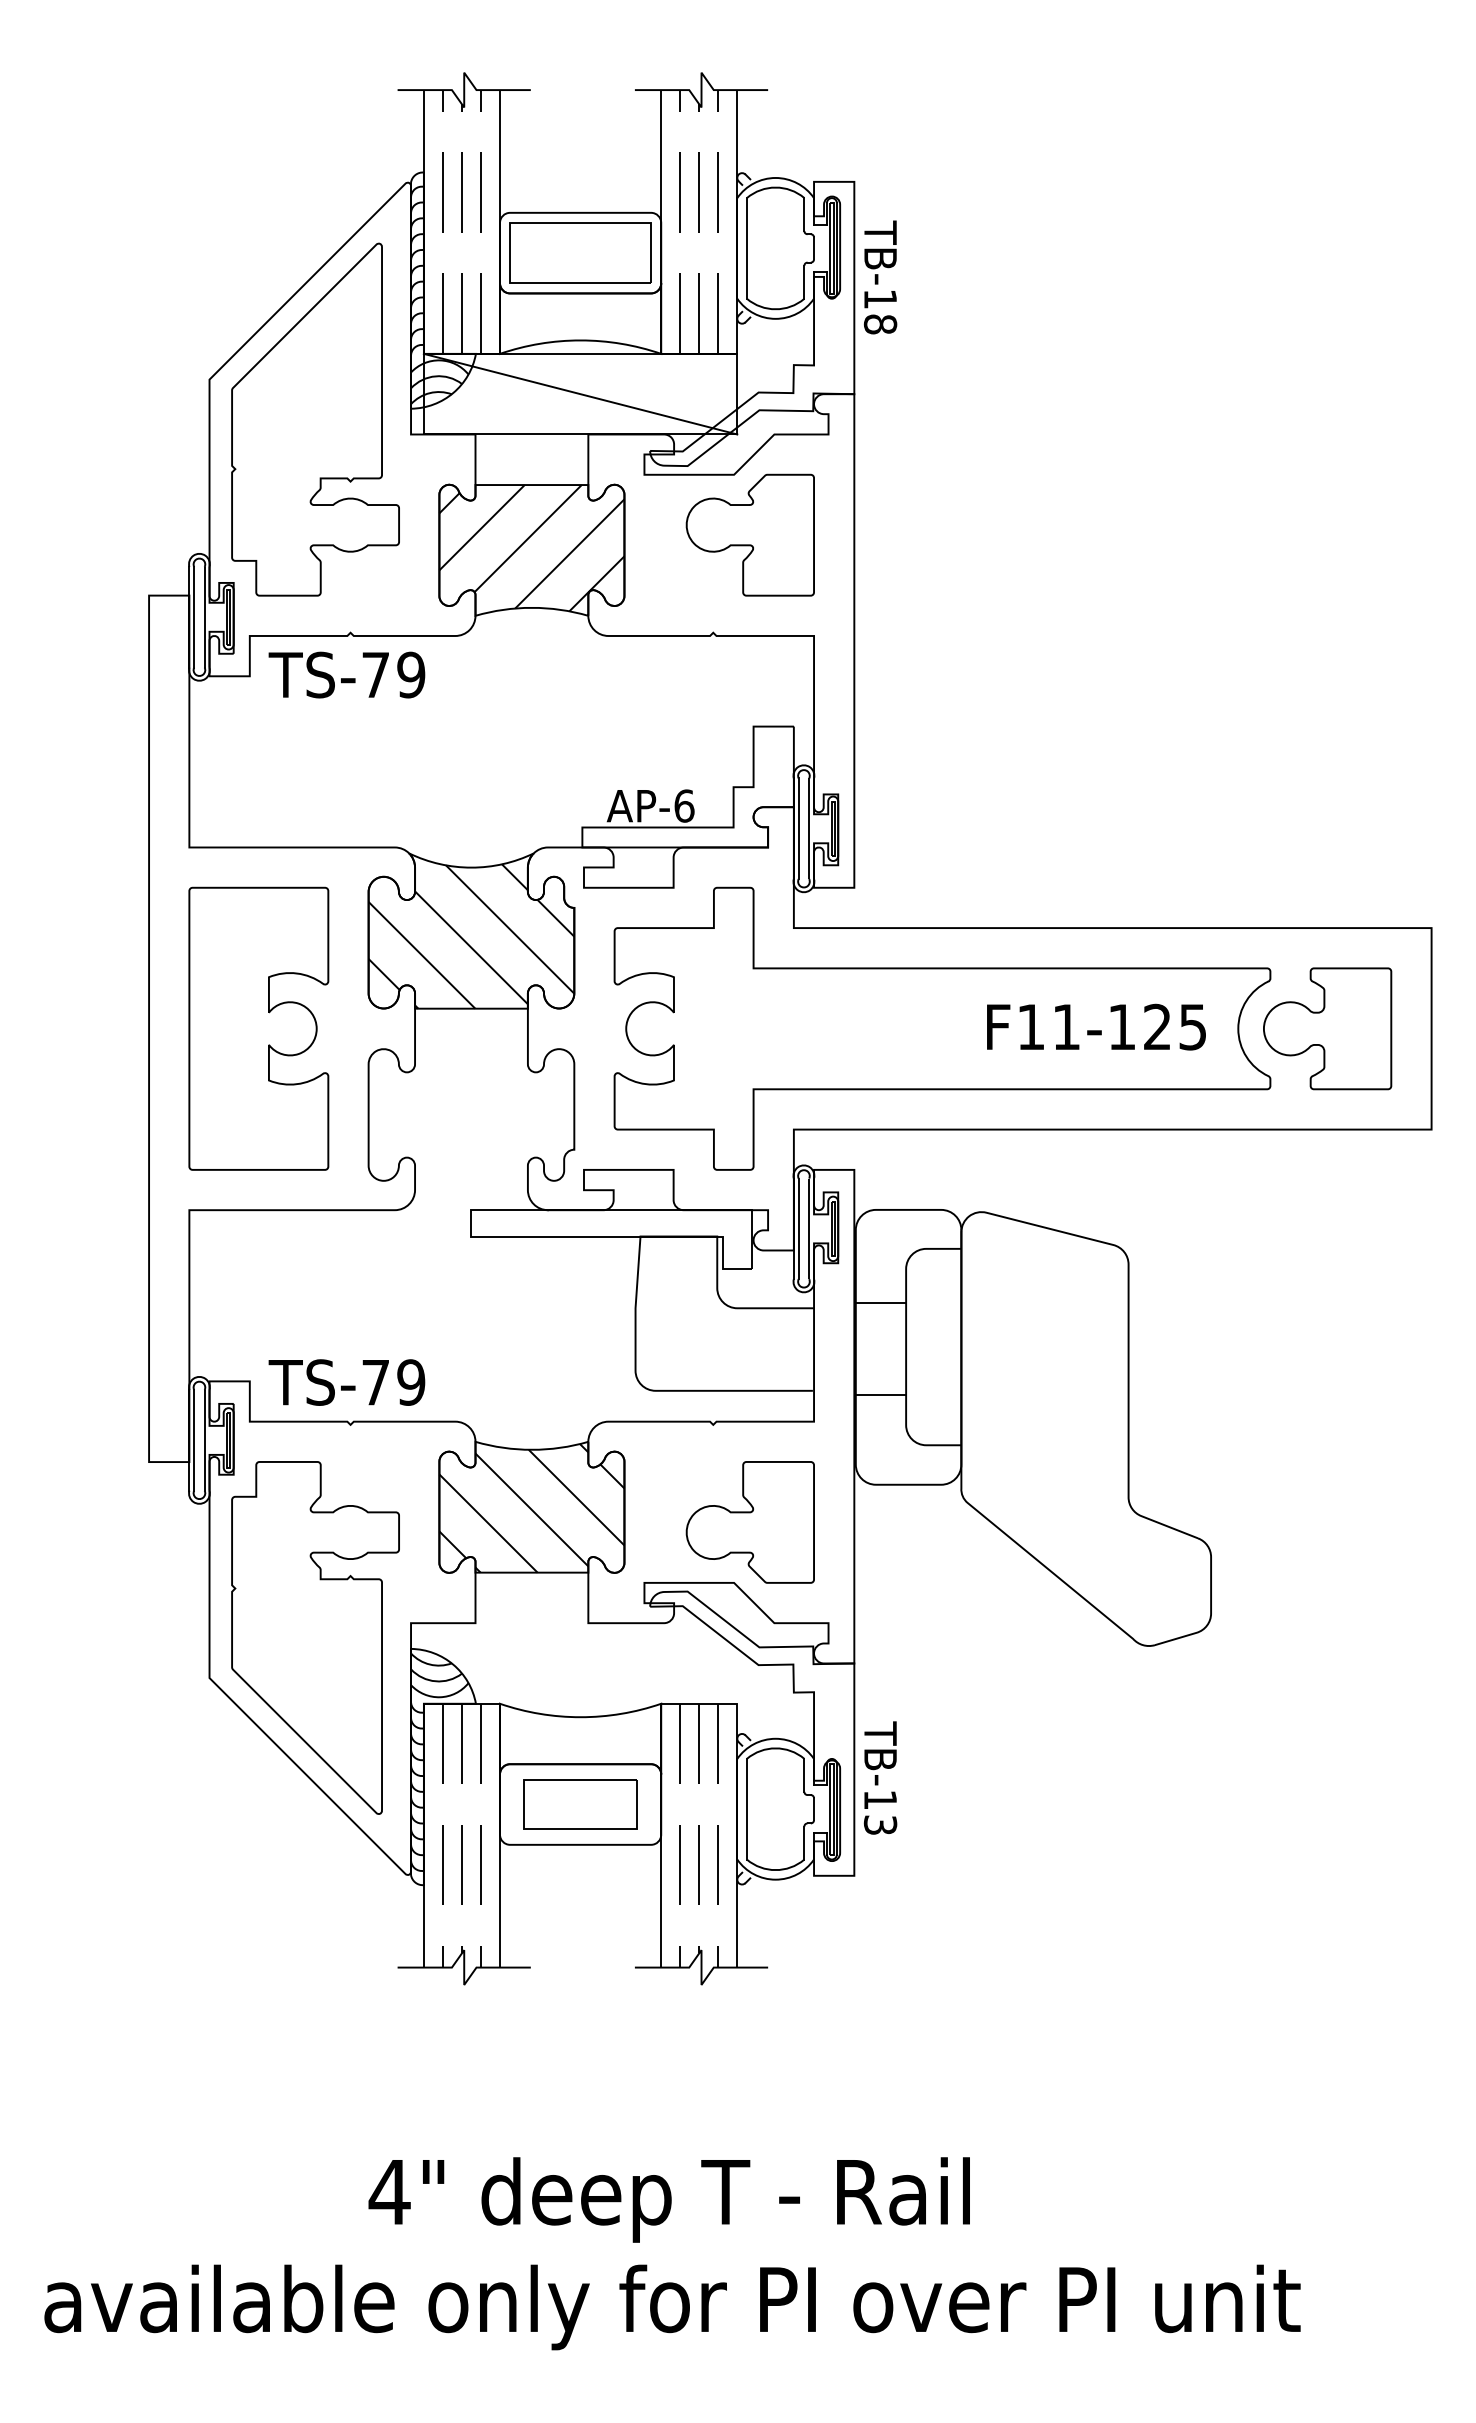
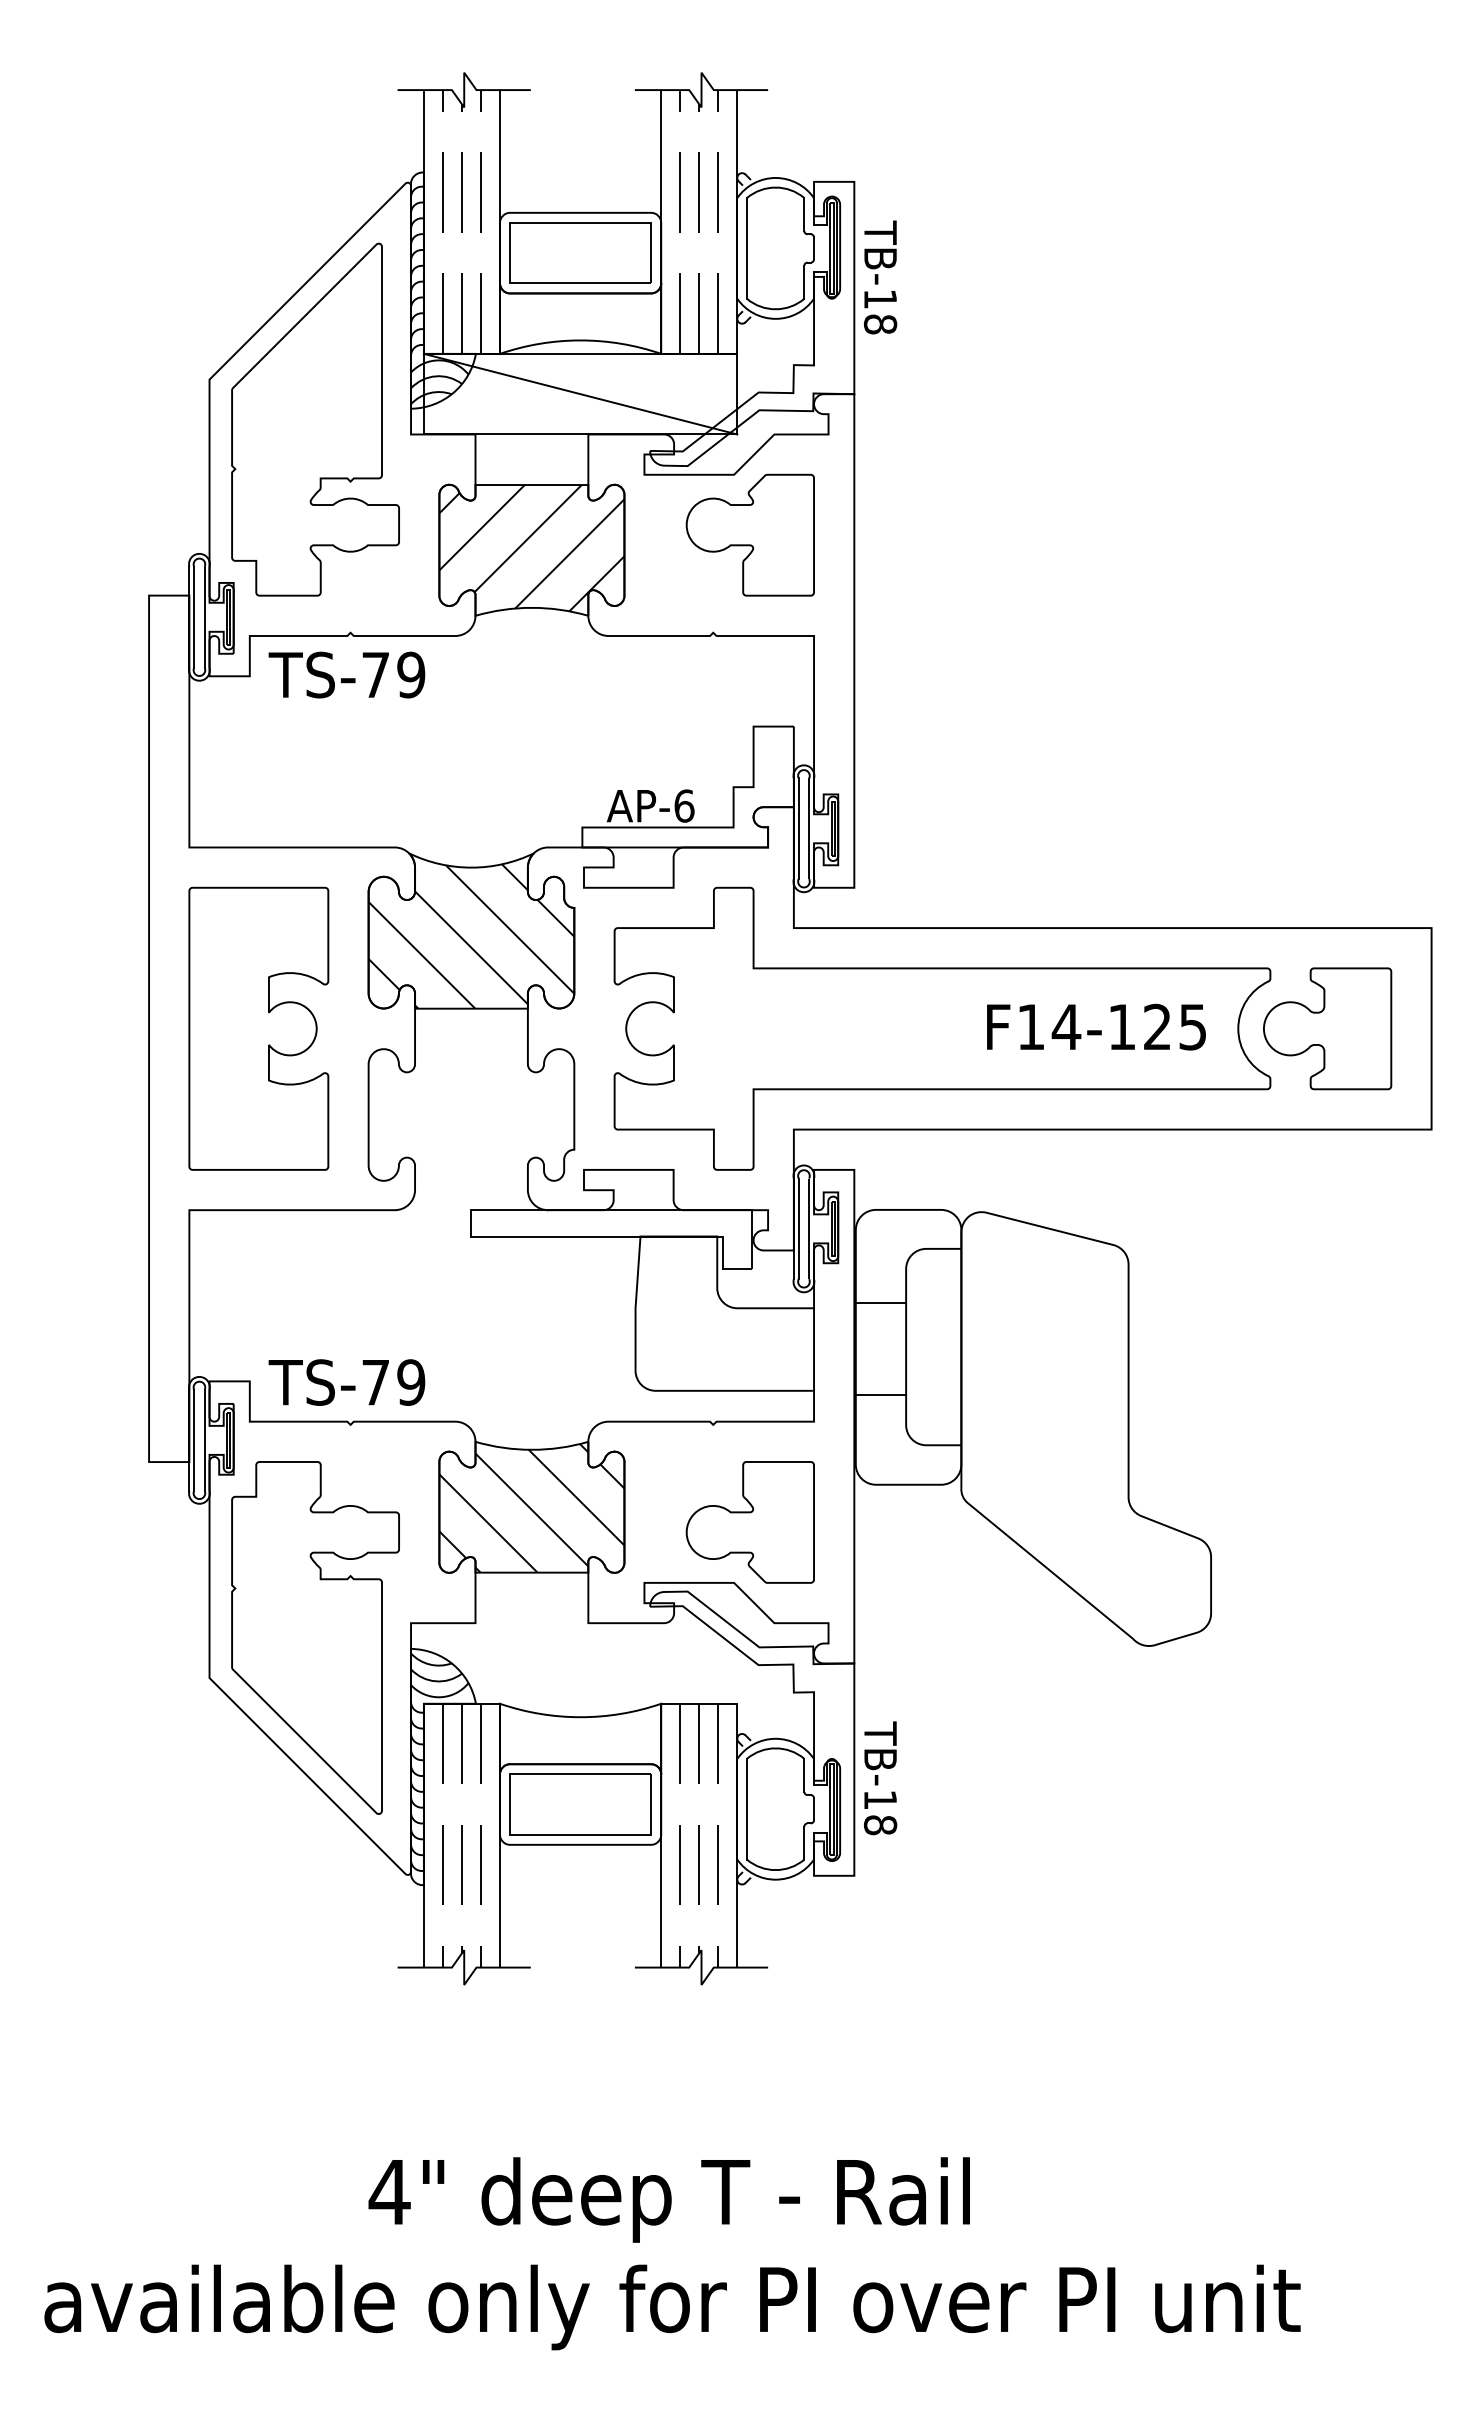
text: F11-125 -> F14-125 (1066, 1026)
part size: 115x51 px -> 143x63 px (580, 1804)
text: TB-13 -> TB-18 (880, 1825)
